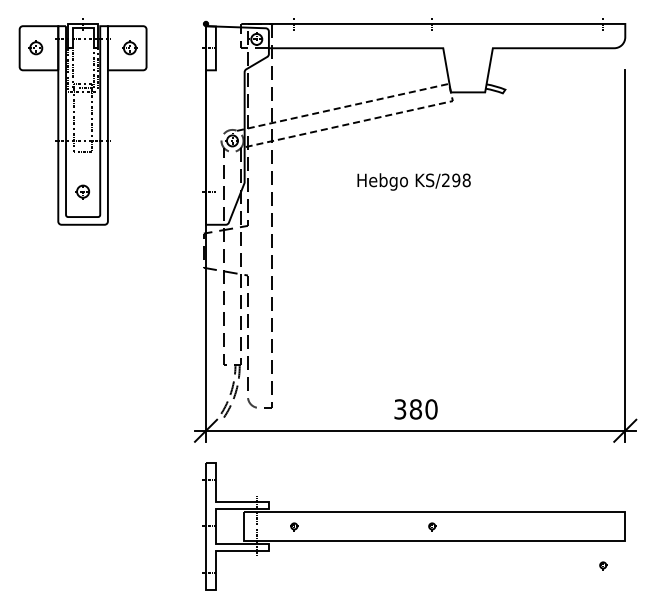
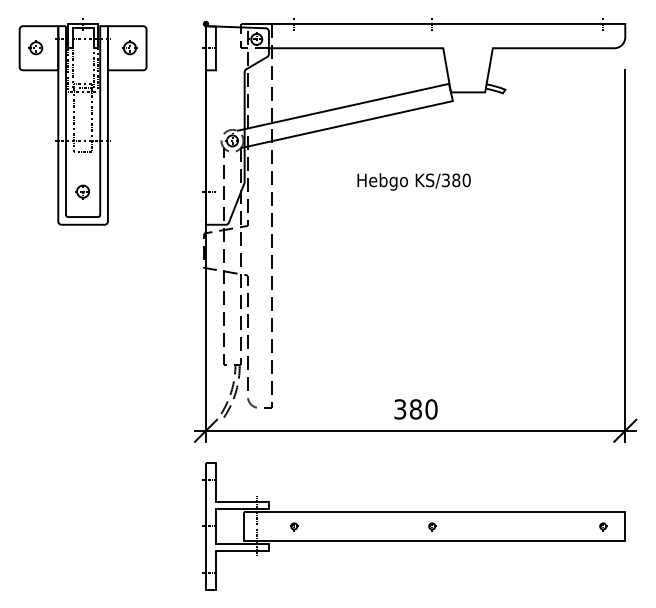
line: dashed -> solid (450, 92)
text: KS/298 -> KS/380 (456, 180)
part position: (603, 565) -> (603, 526) (603, 526)
